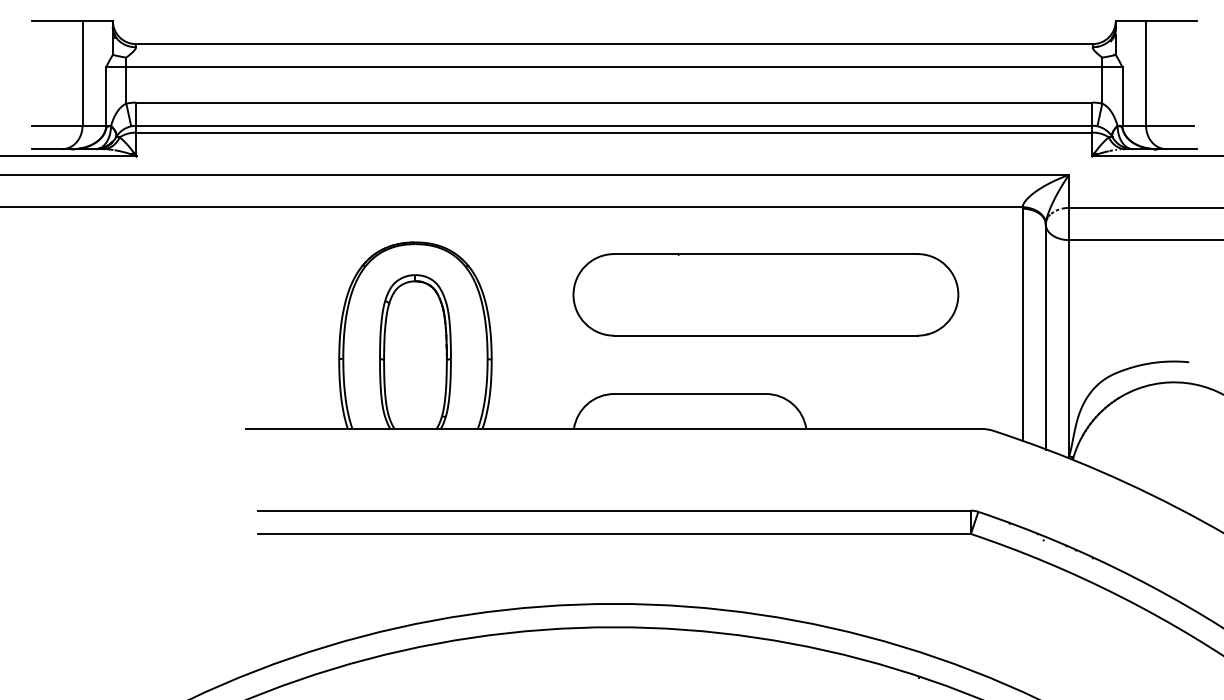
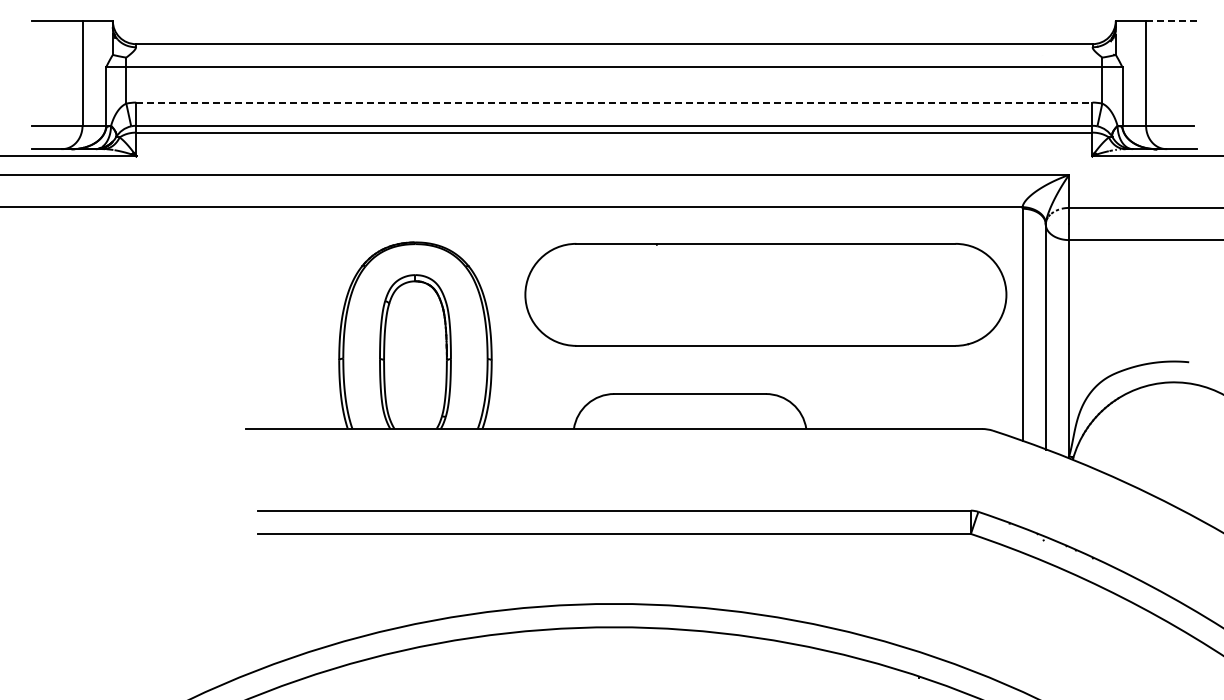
line: solid -> dashed (1171, 20)
line: solid -> dashed (614, 102)
part size: 388x84 px -> 484x104 px (765, 294)
